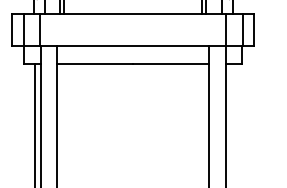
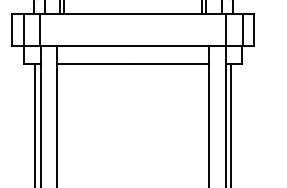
line: none -> present (231, 124)
